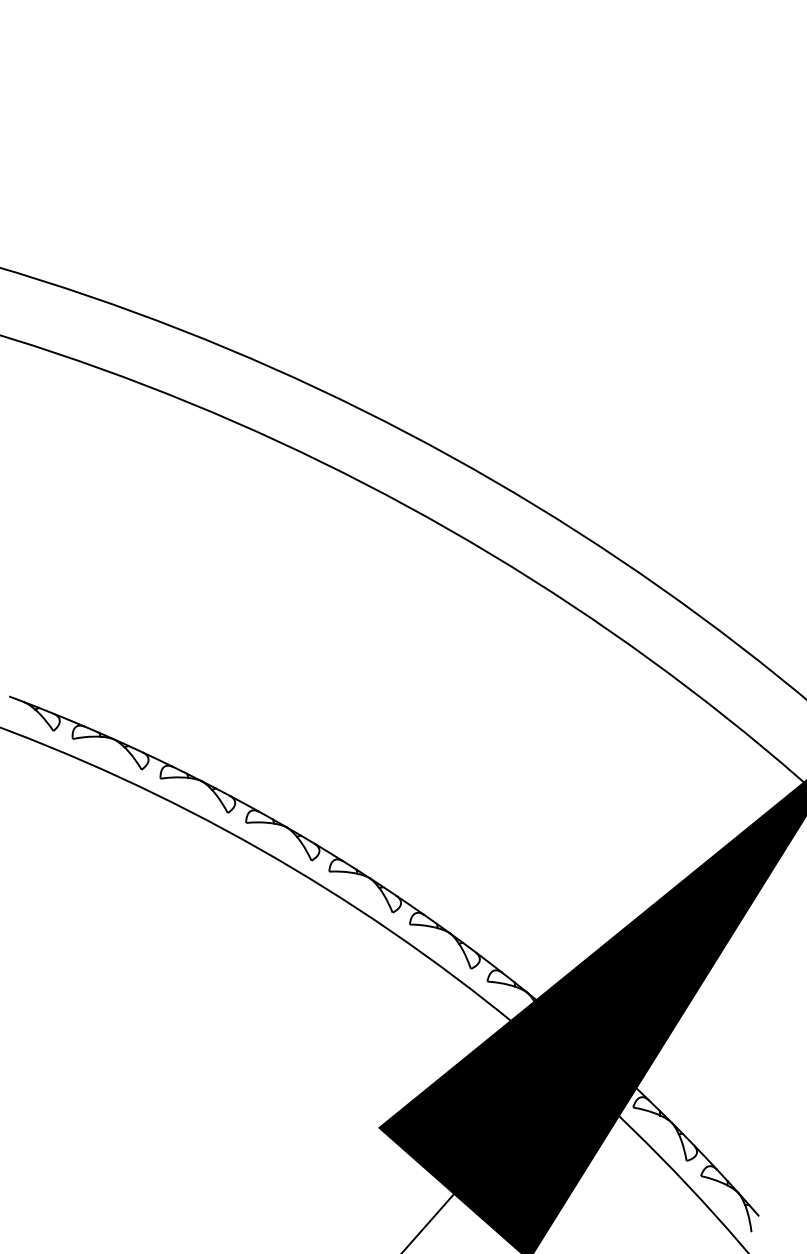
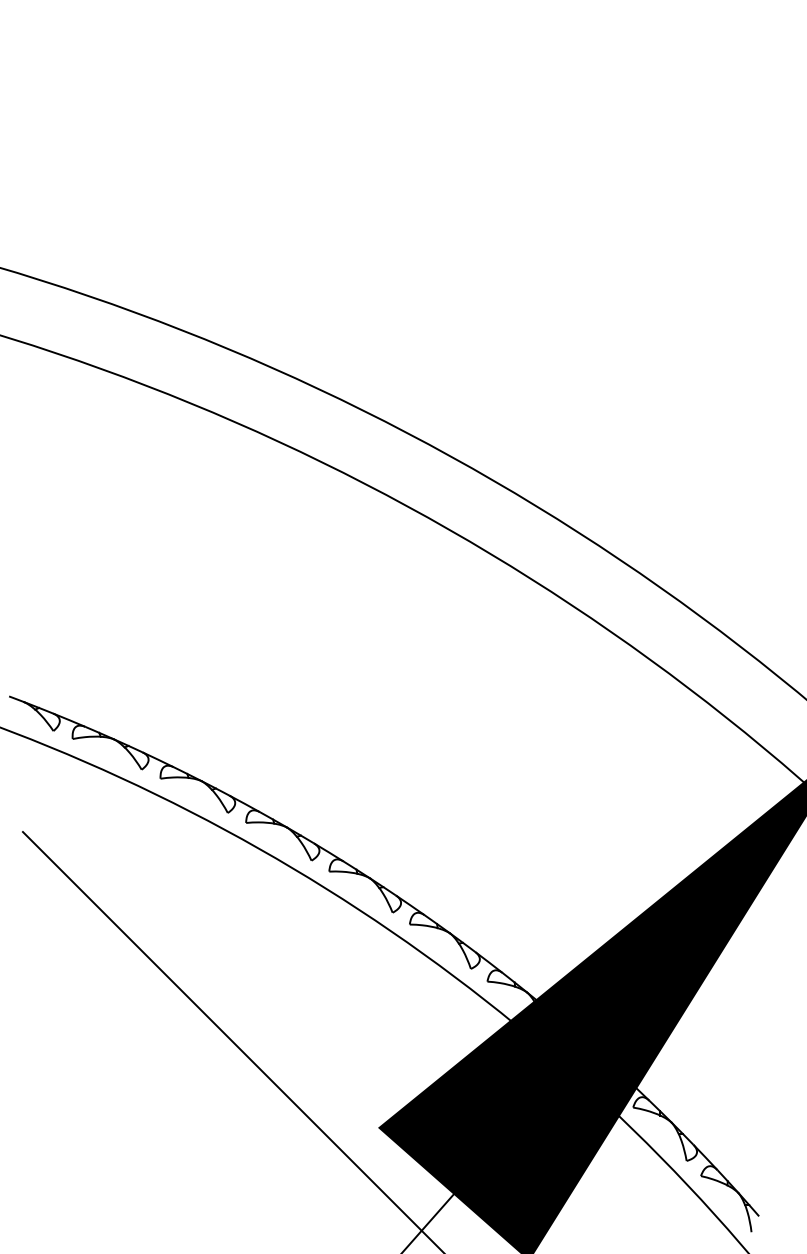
line: none -> present (231, 1041)
